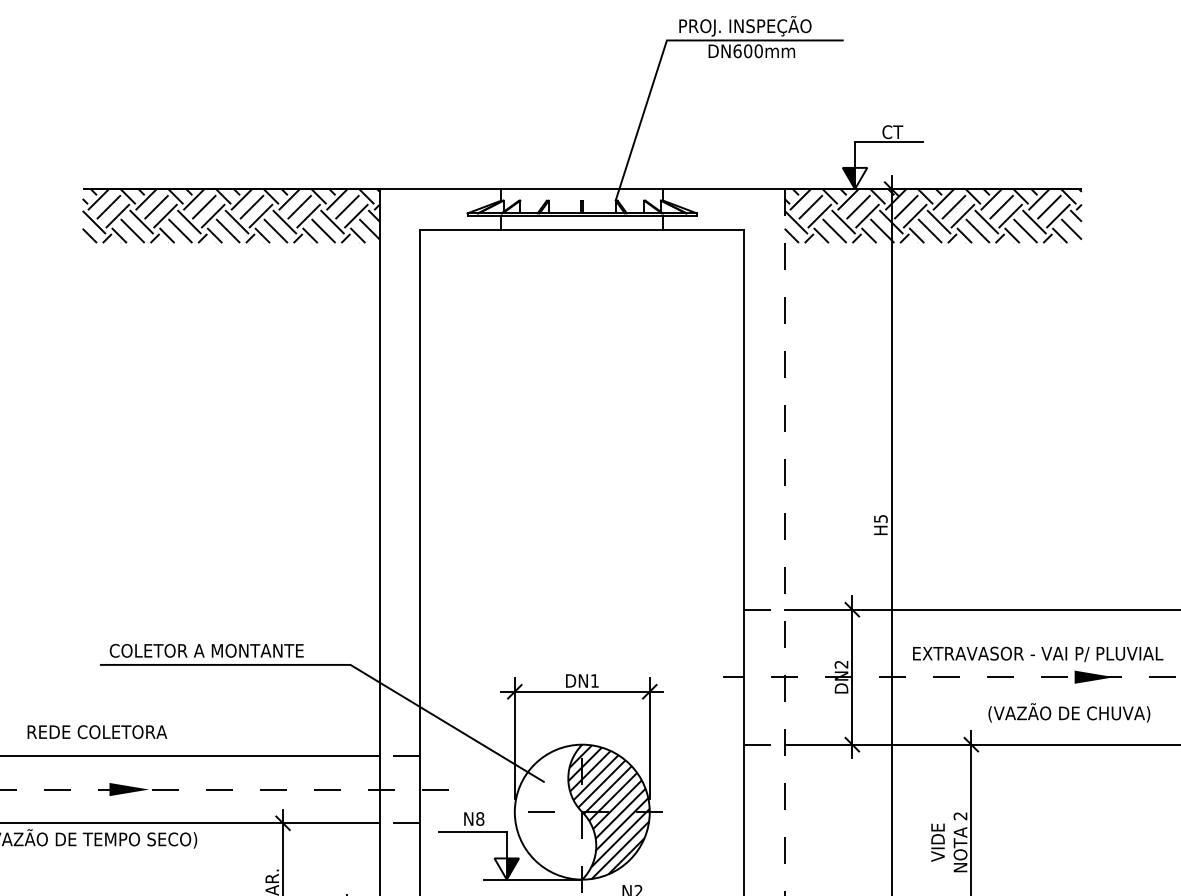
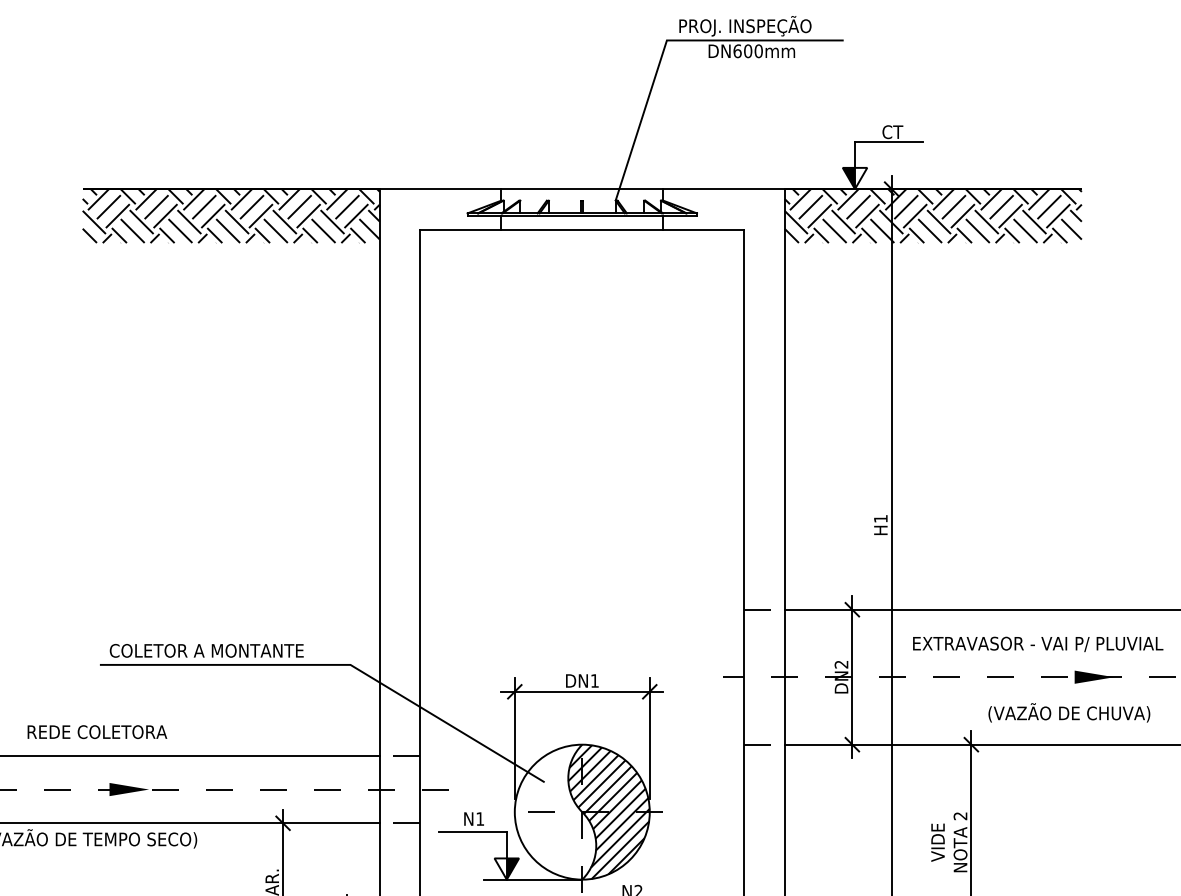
text: H5 -> H1 (880, 518)
line: dashed -> solid (784, 542)
text position: (1038, 654) -> (1038, 644) (1038, 644)
text: N8 -> N1 (480, 818)
